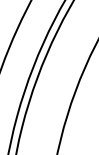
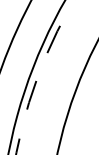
arc: solid -> dashed (38, 75)
